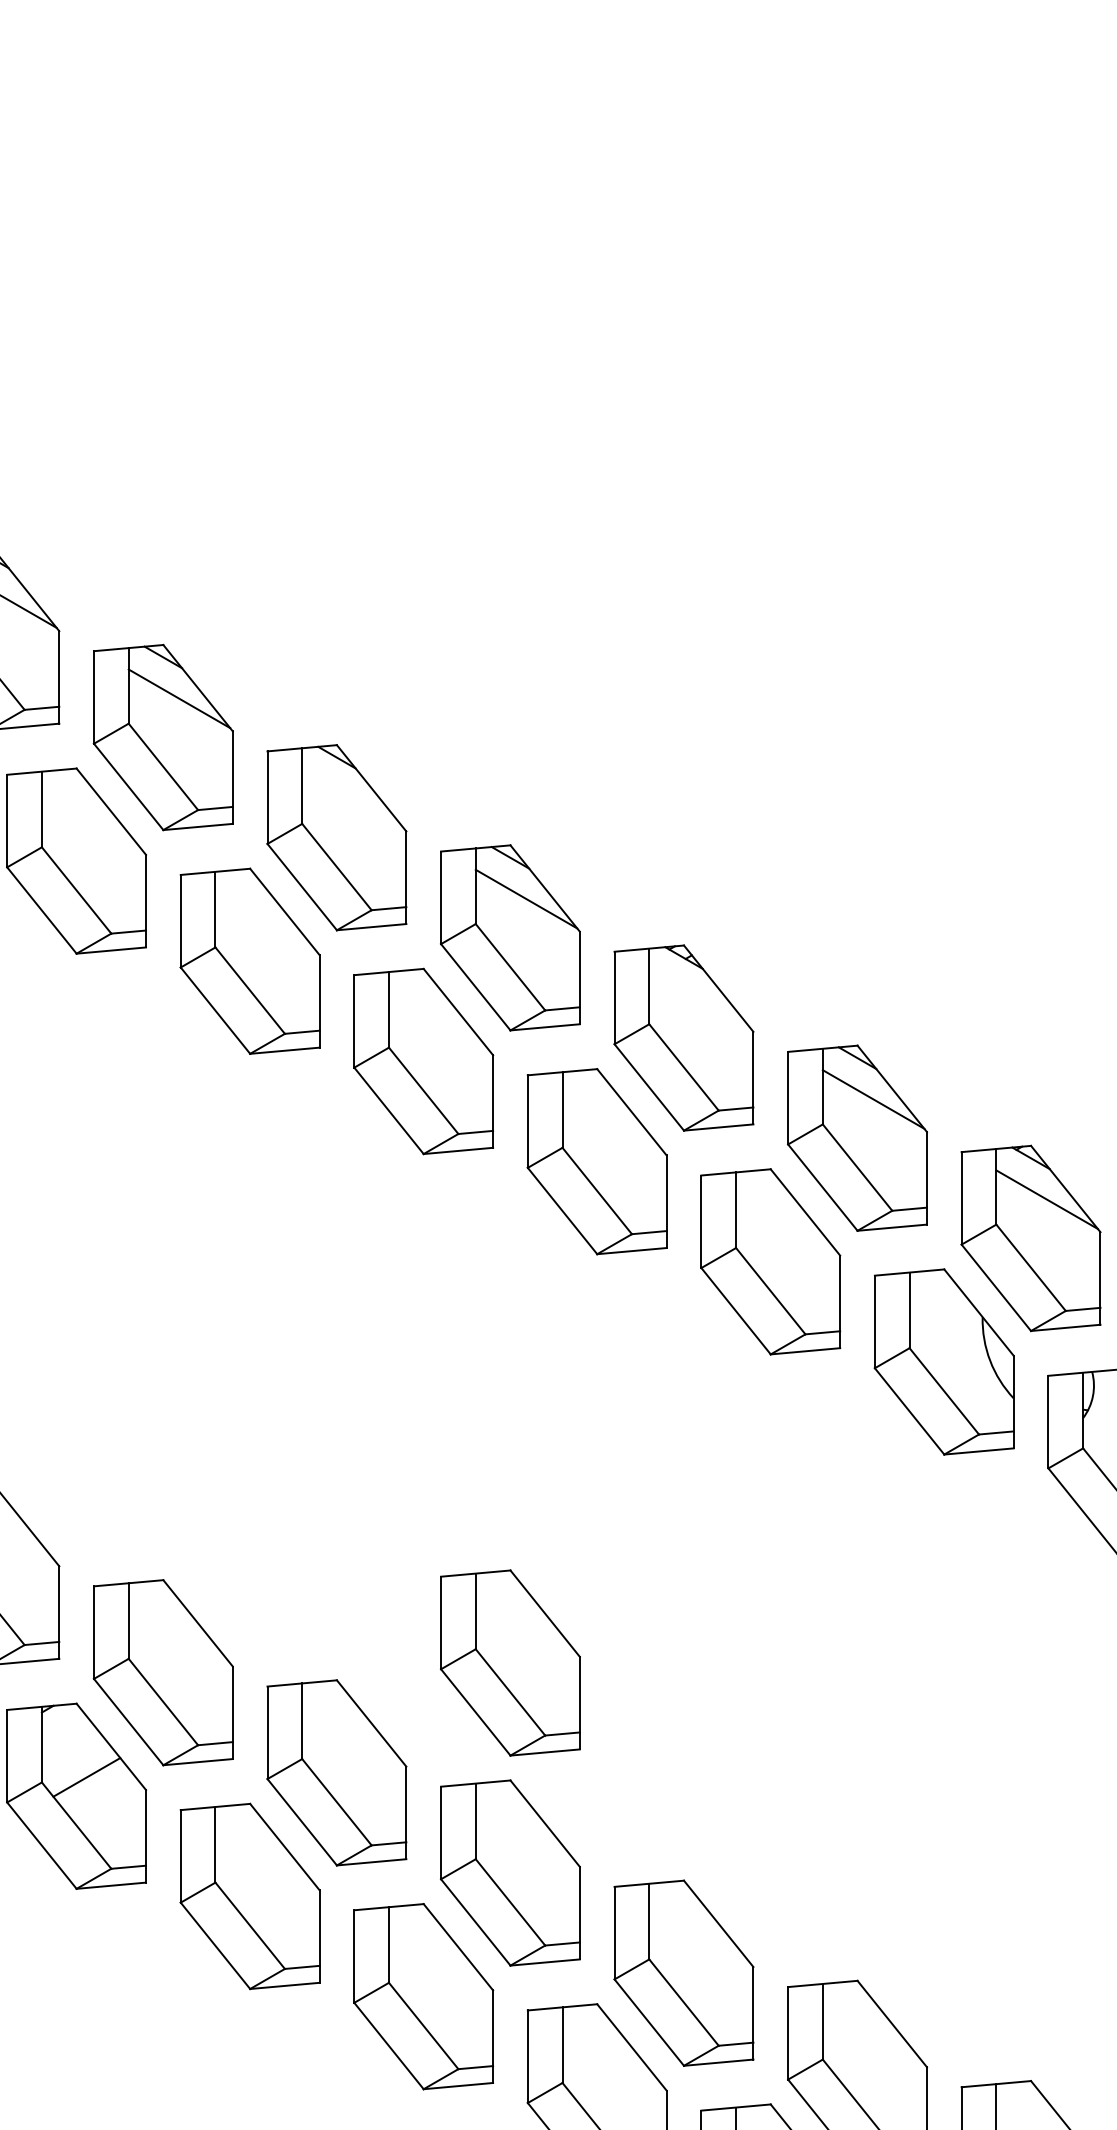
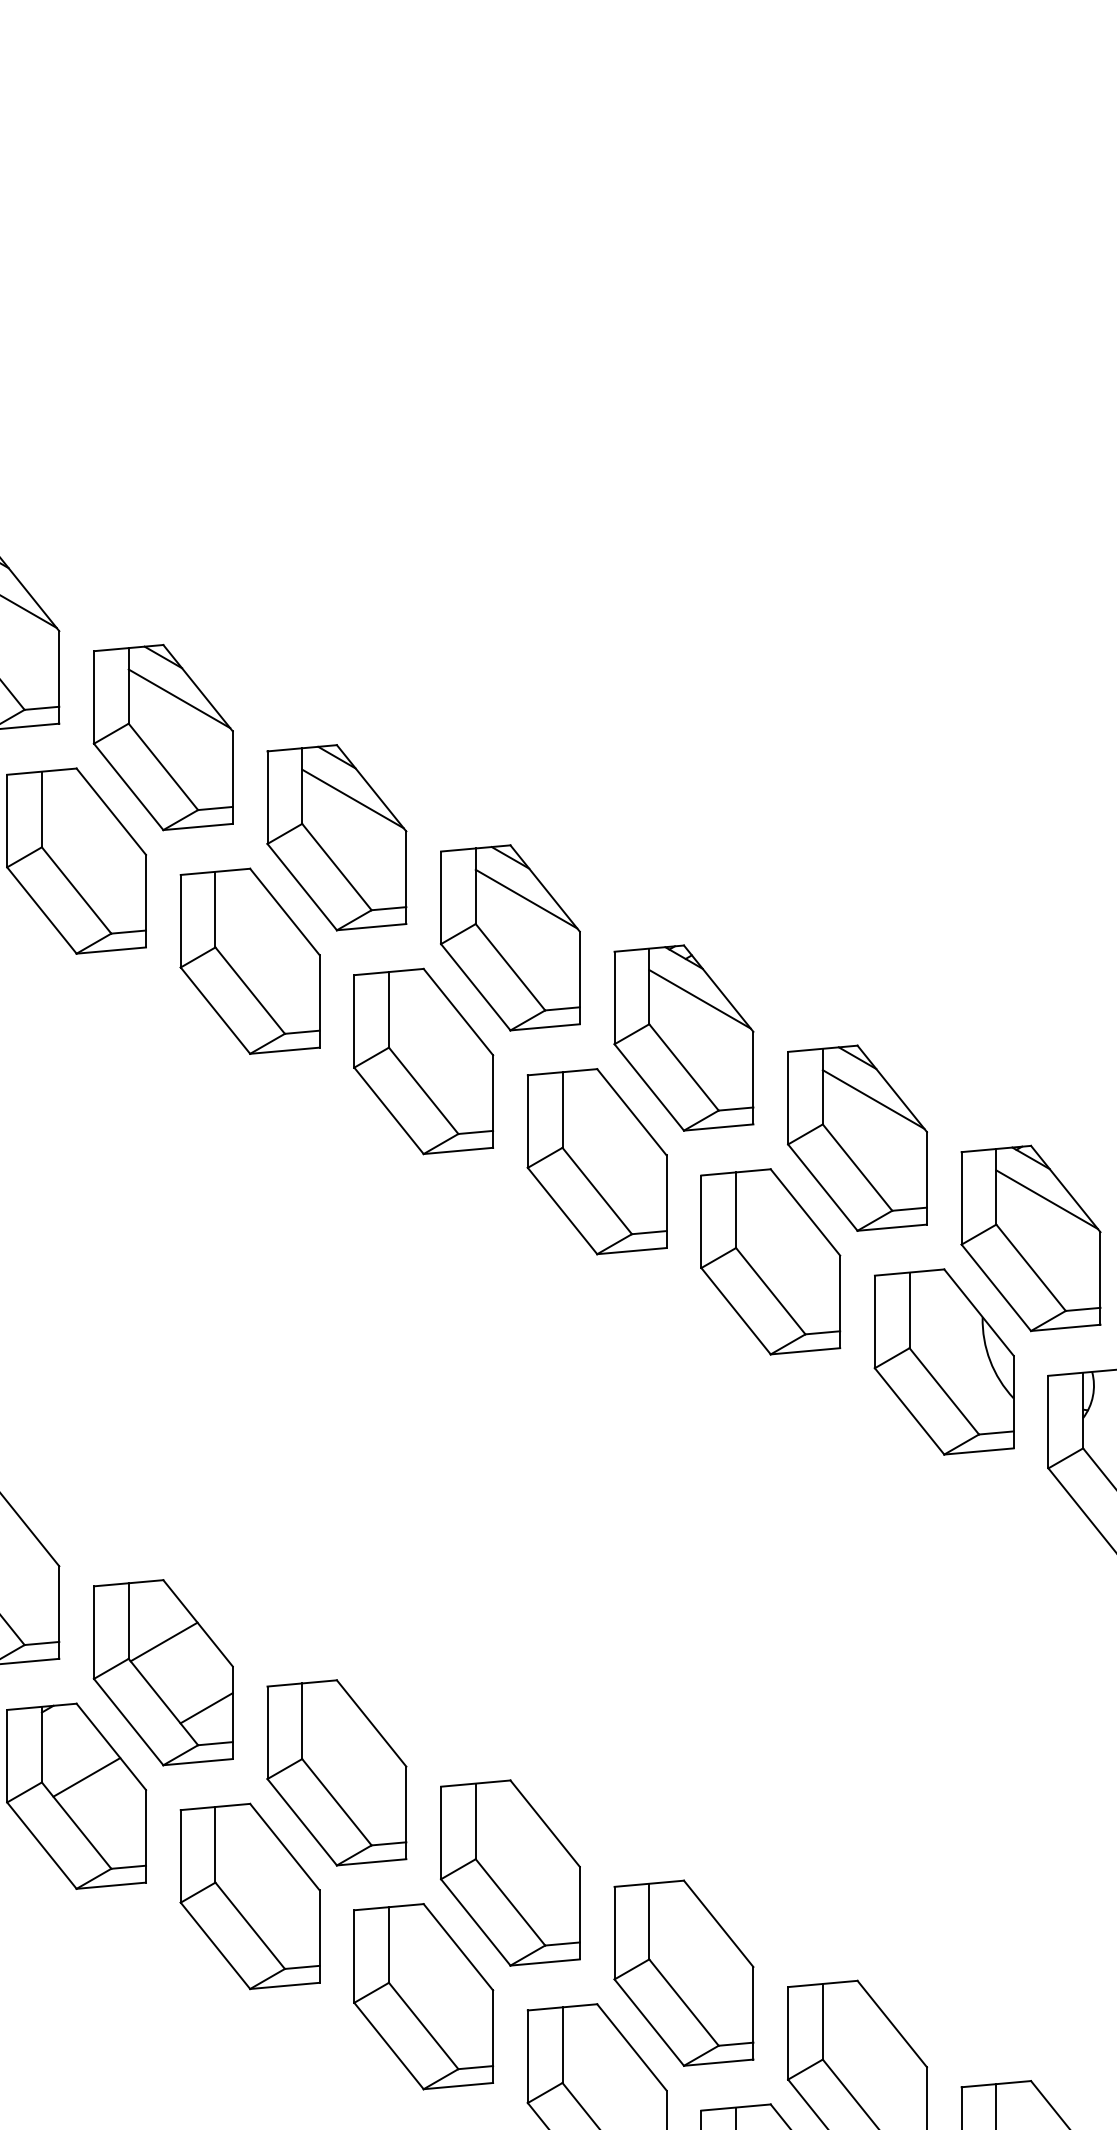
line: none -> present (352, 798)
line: none -> present (699, 999)
line: none -> present (163, 1641)
part: present -> none (510, 1662)
line: none -> present (206, 1708)
